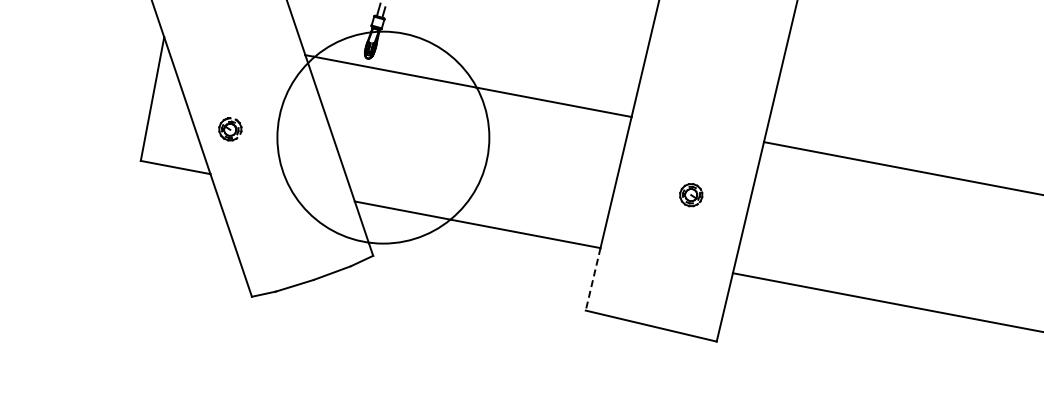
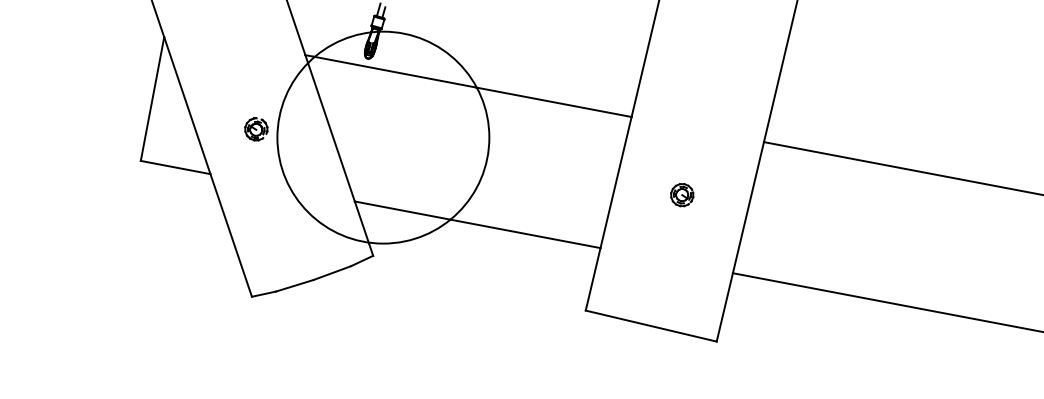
part position: (230, 129) -> (256, 129) (256, 129)
part position: (691, 195) -> (682, 195) (682, 195)
line: dashed -> solid (593, 279)
